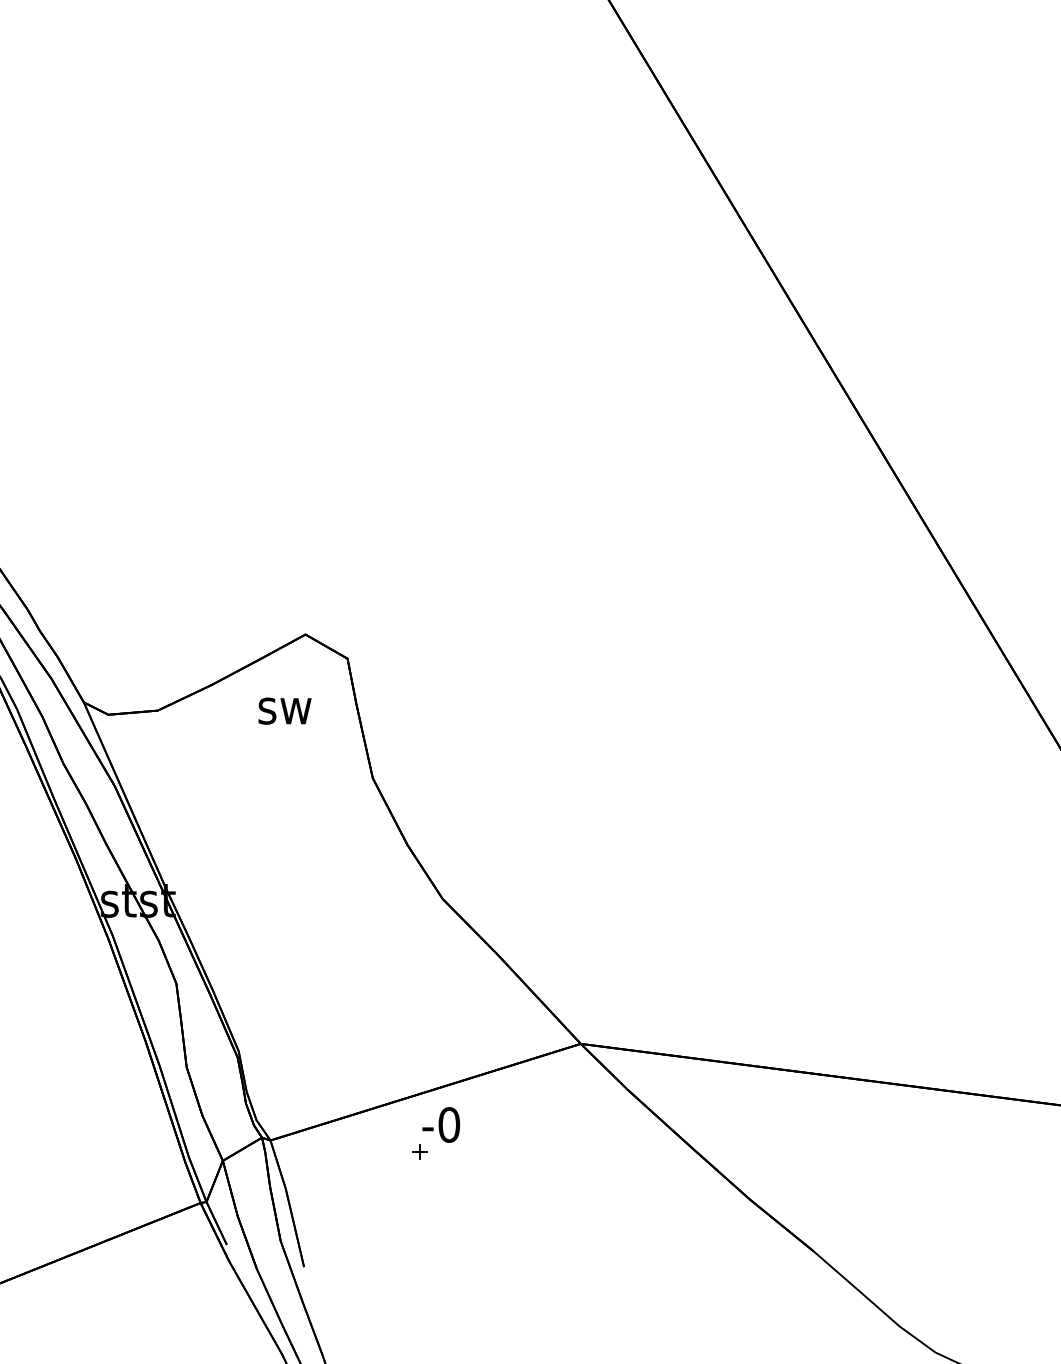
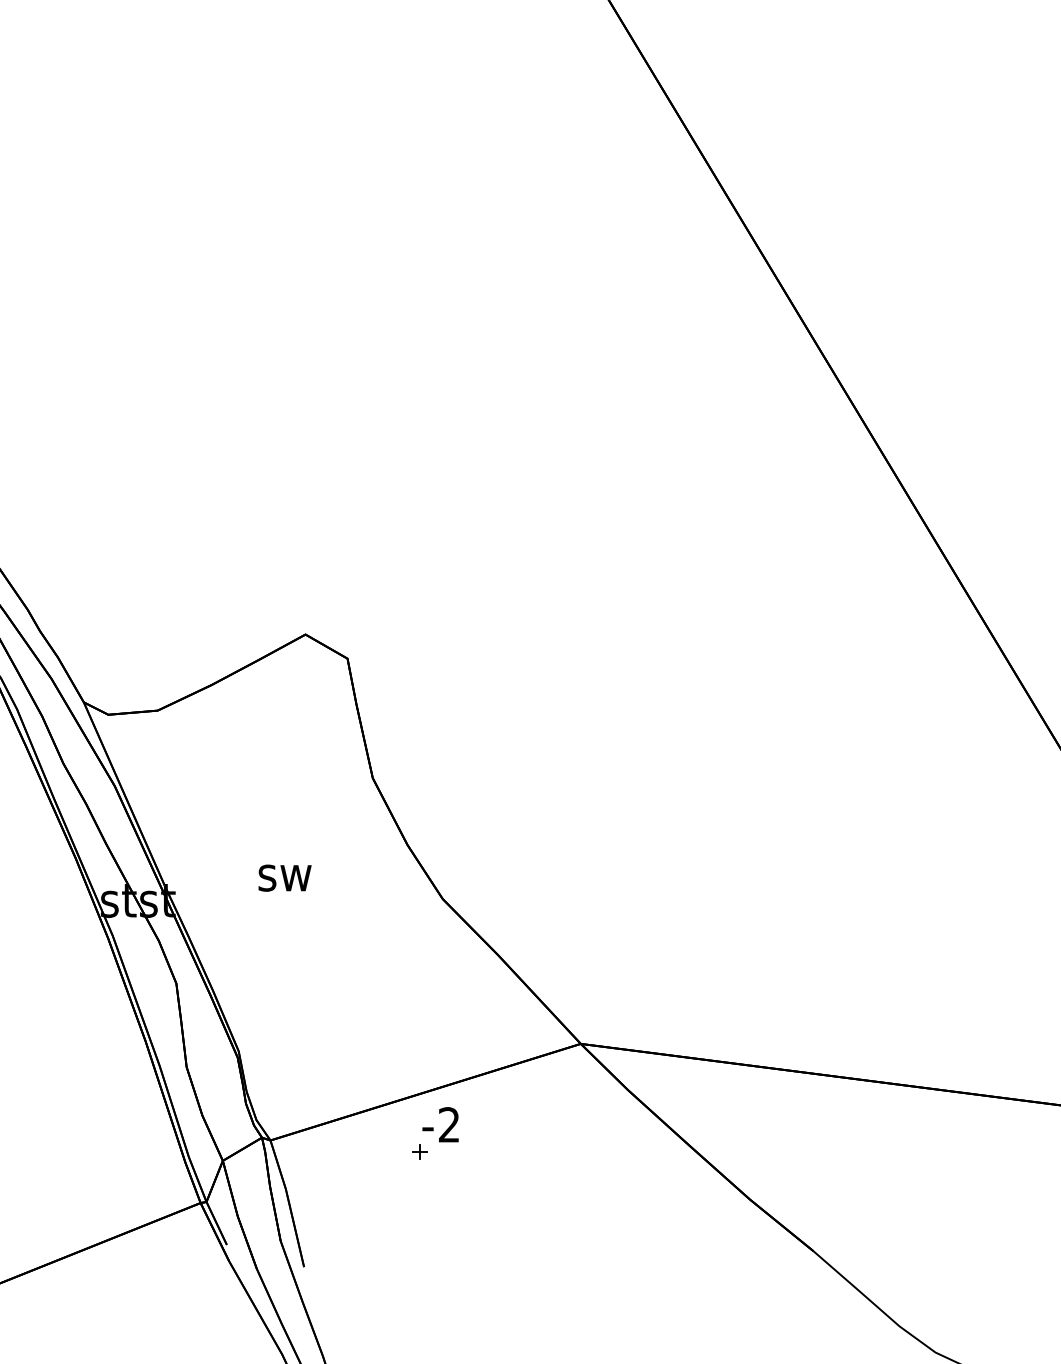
text position: (284, 710) -> (284, 877) (284, 877)
text: -0 -> -2 (449, 1124)
